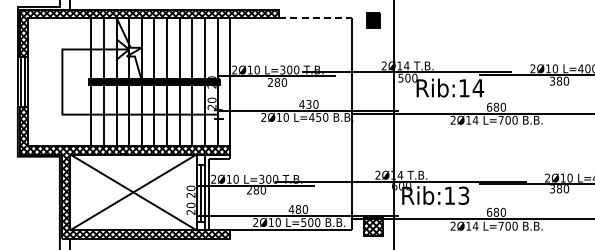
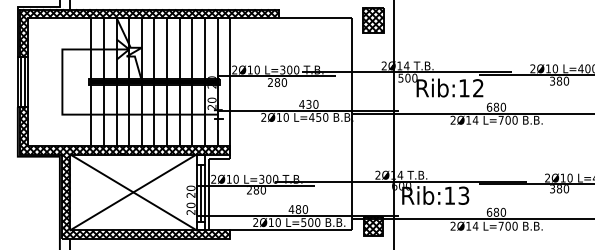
line: dashed -> solid (315, 17)
part size: 15x17 px -> 23x27 px (373, 20)
text: Rib:14 -> Rib:12 (478, 88)
